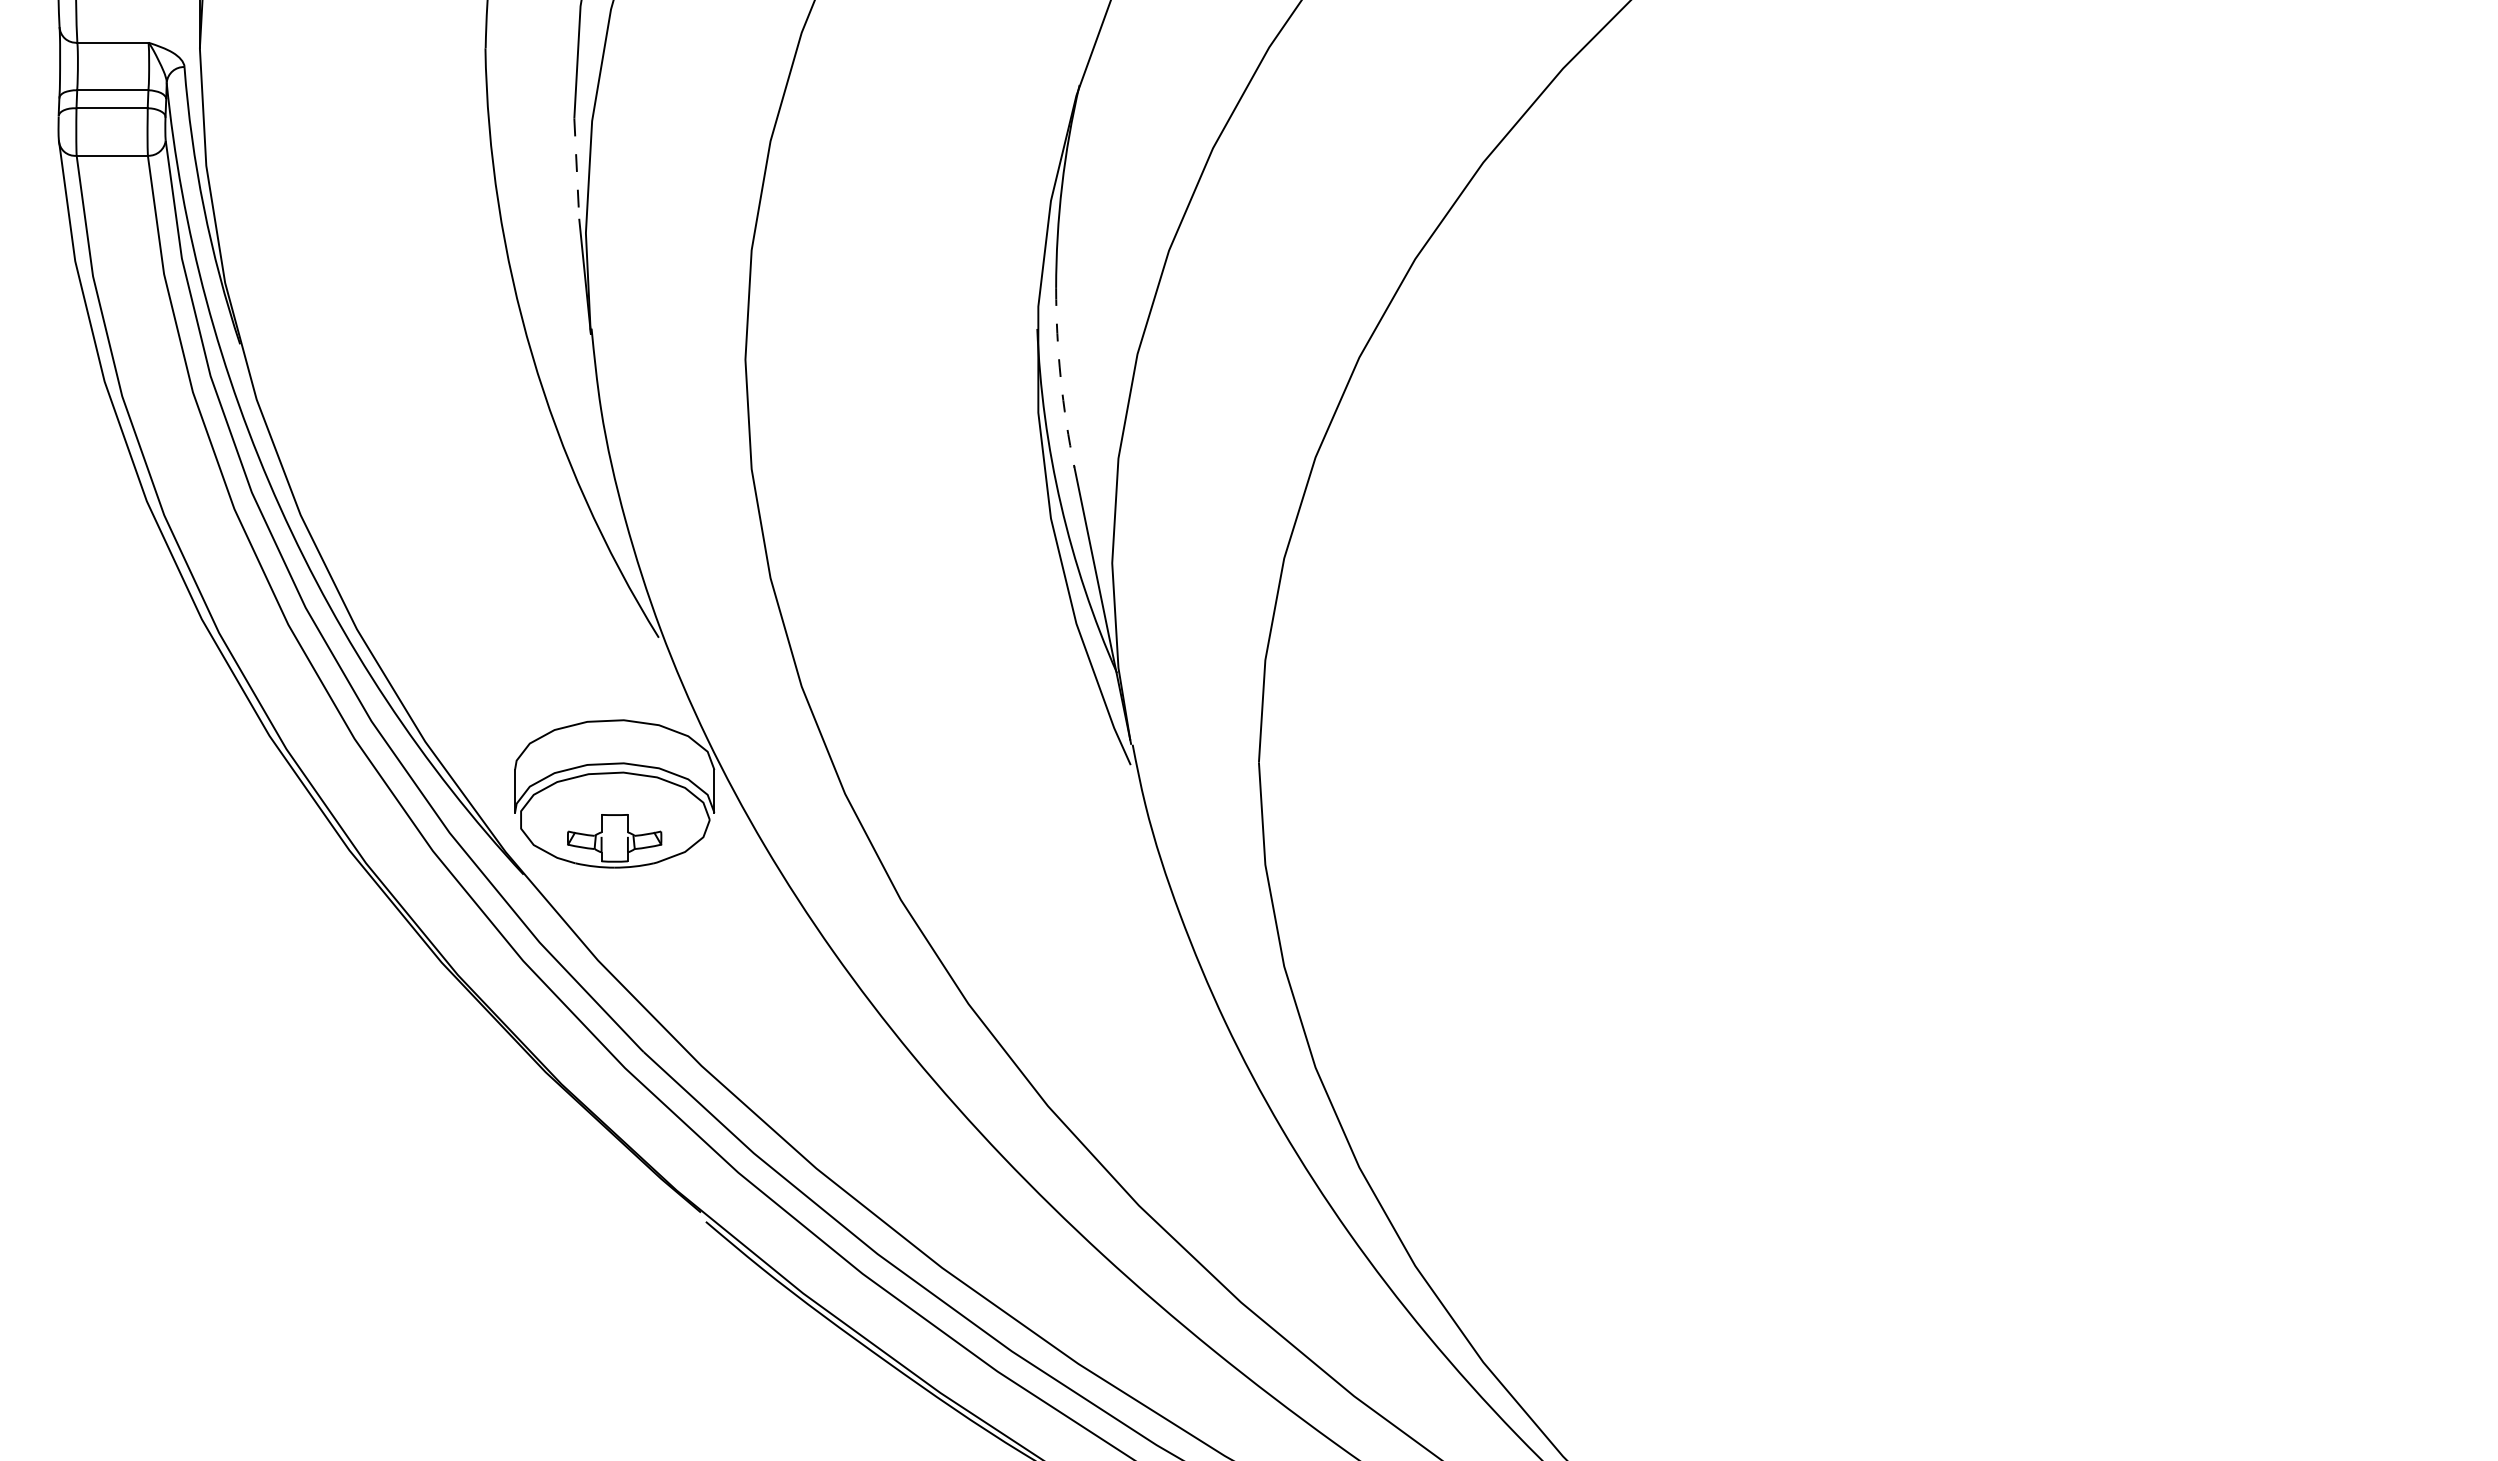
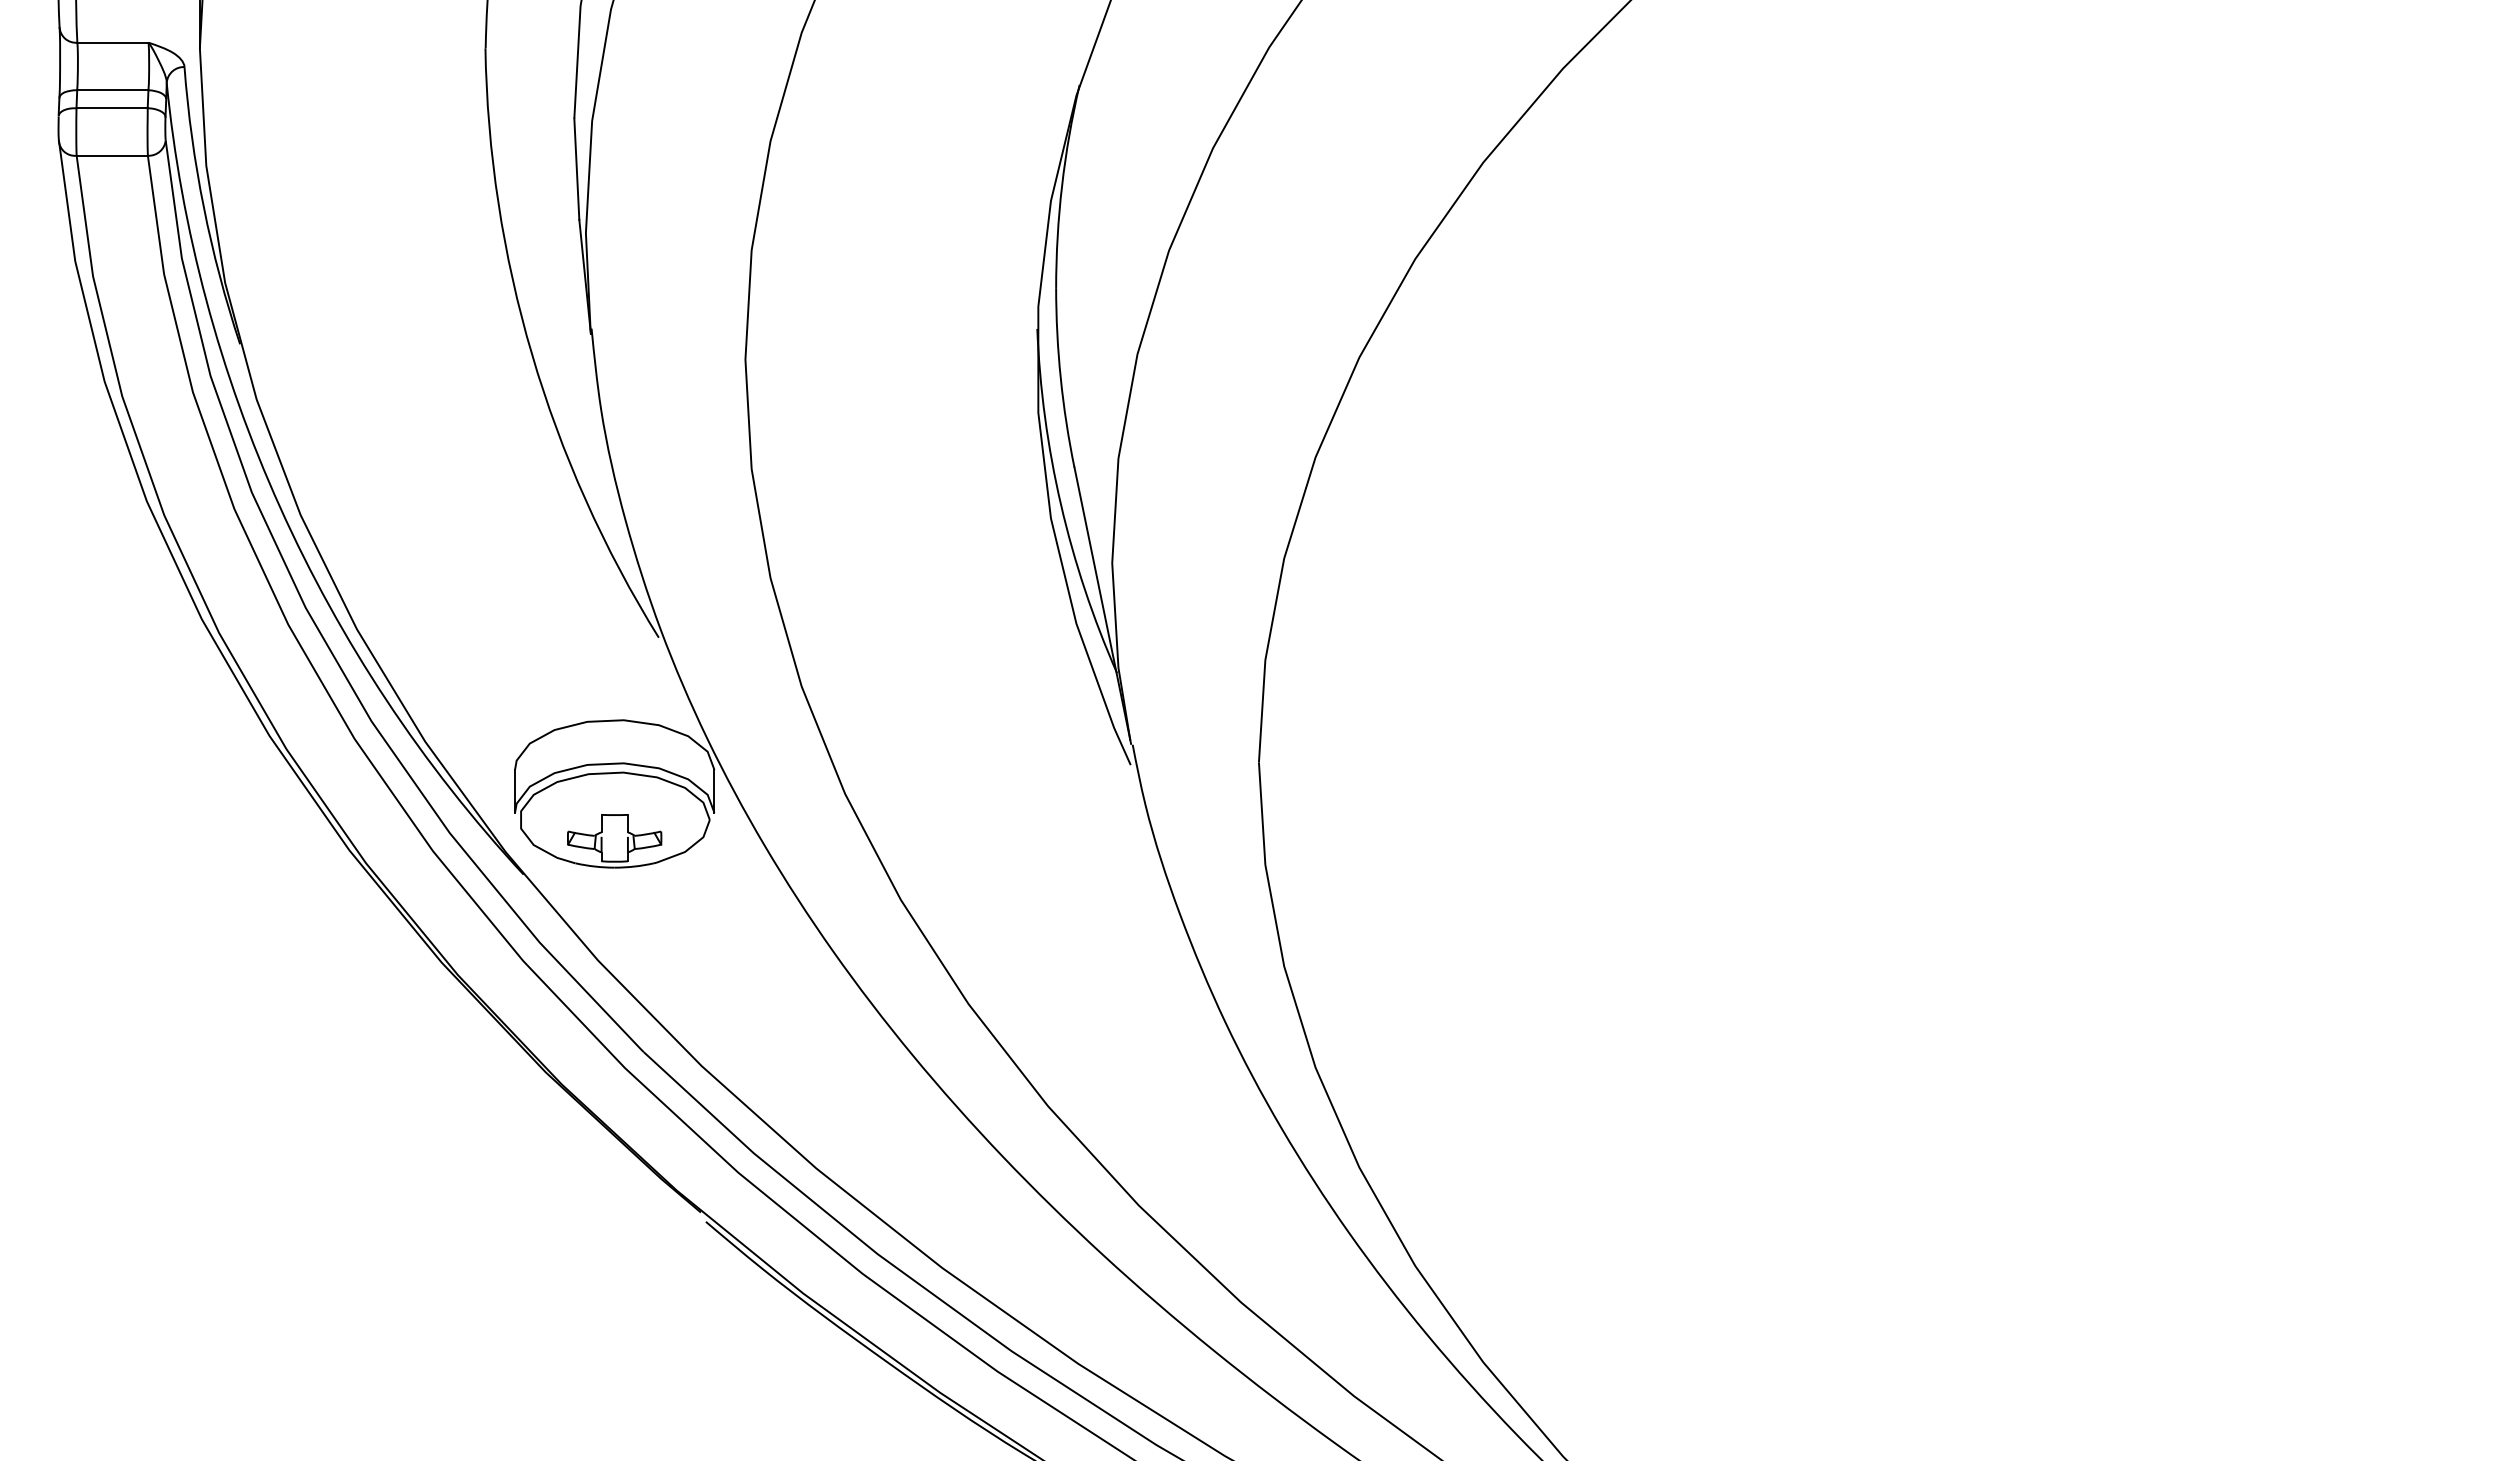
line: dashed -> solid (576, 169)
arc: dashed -> solid (1060, 378)
